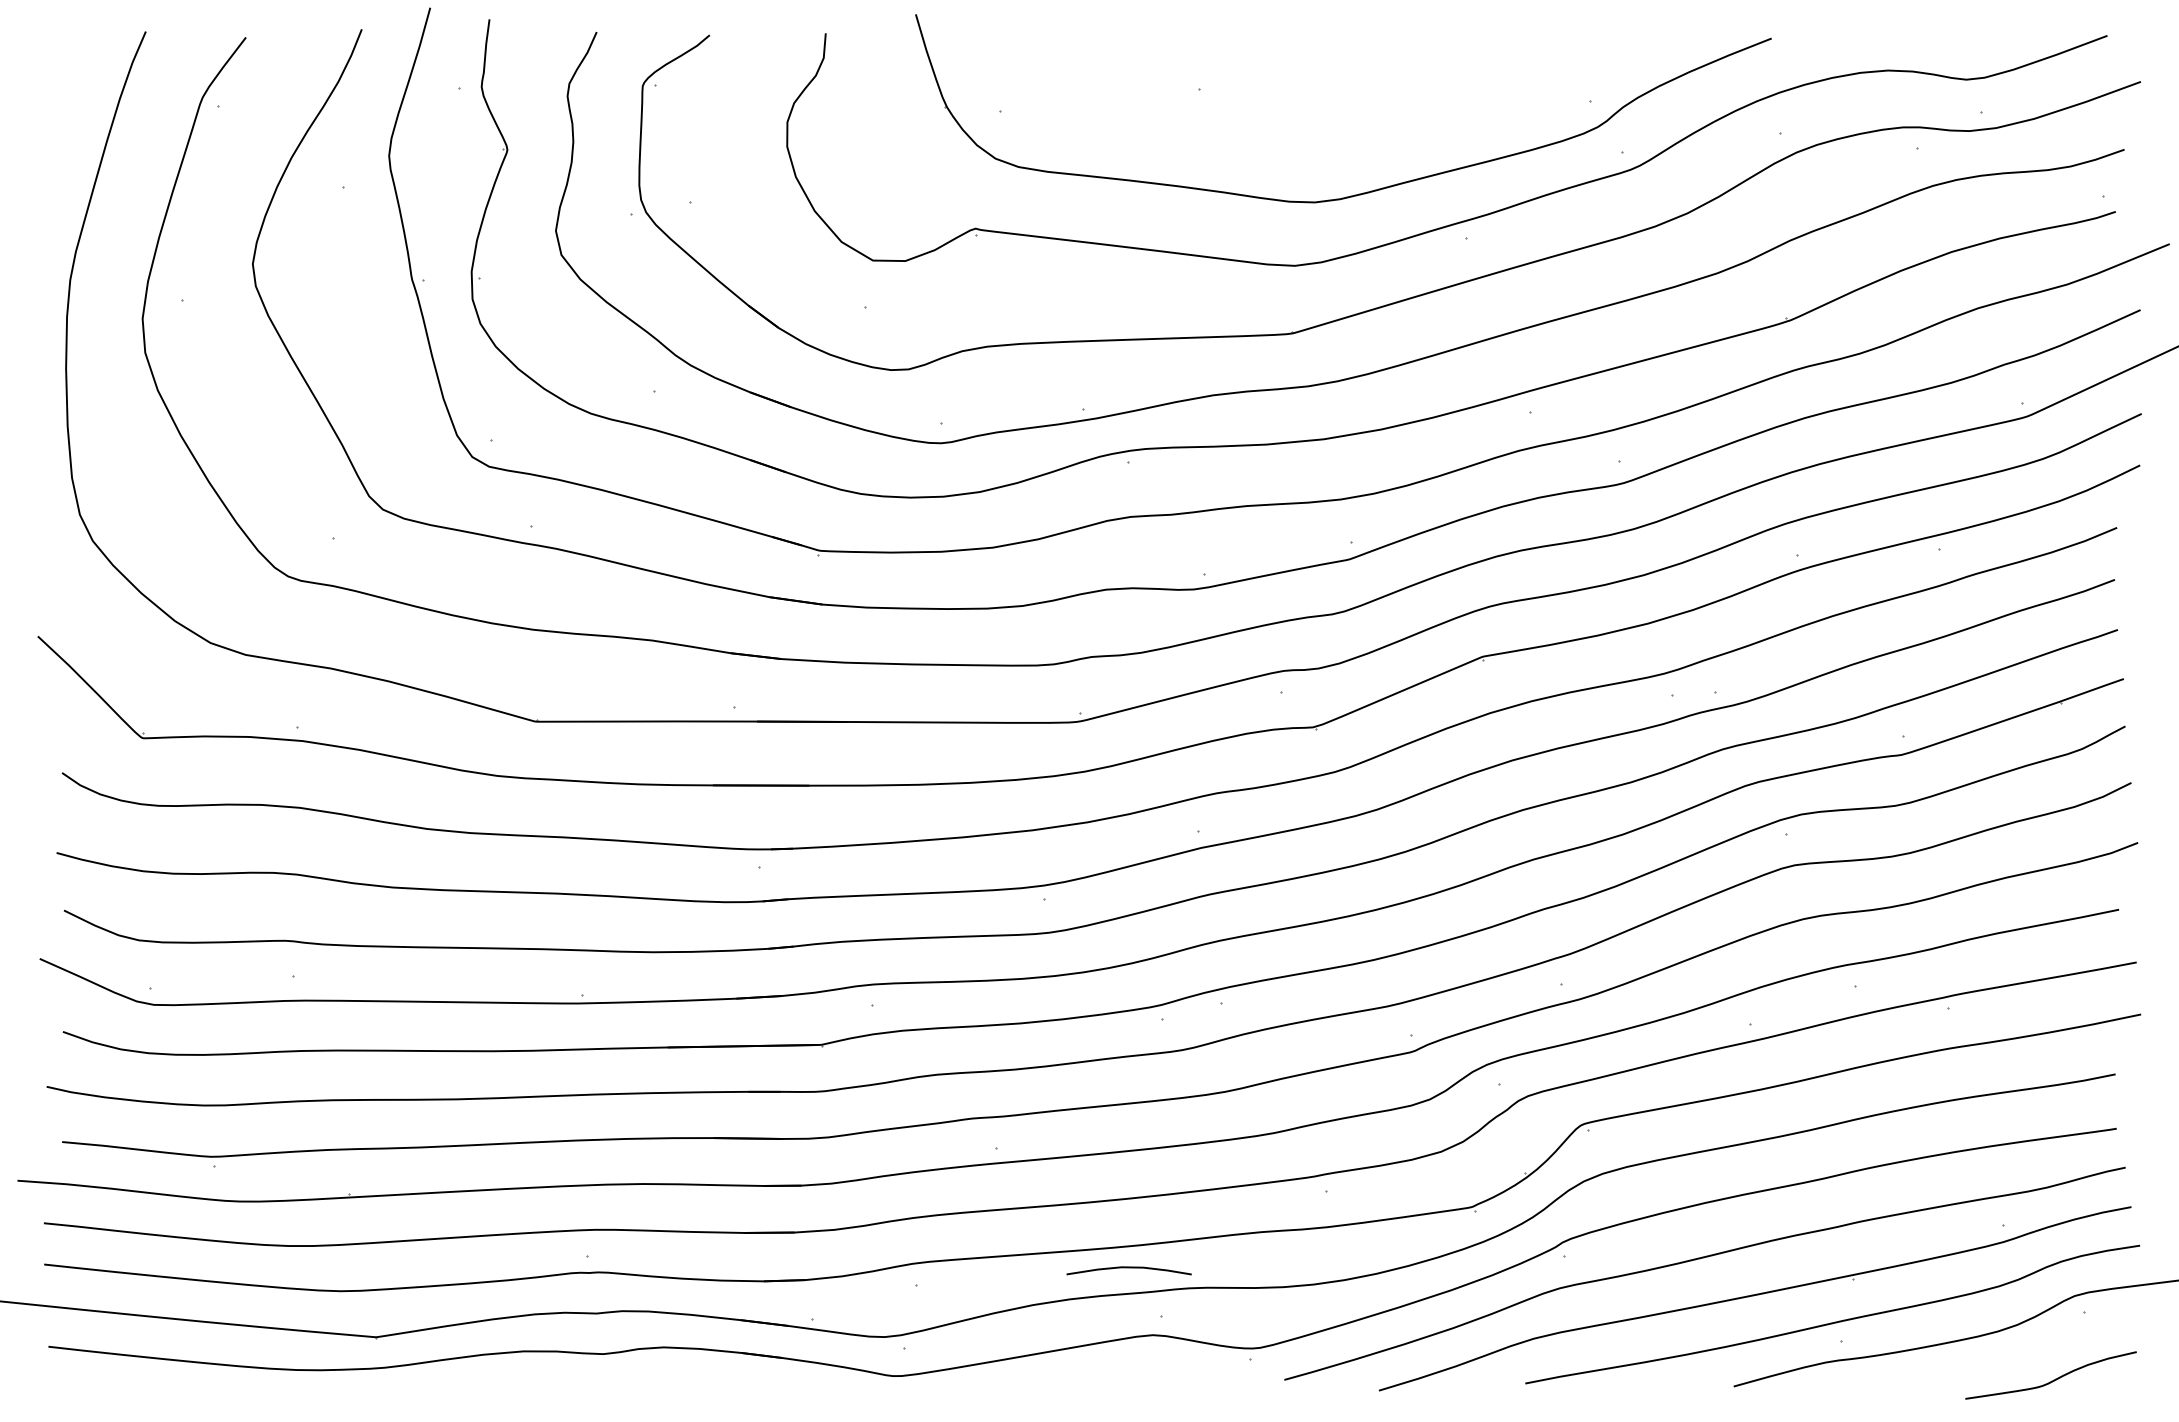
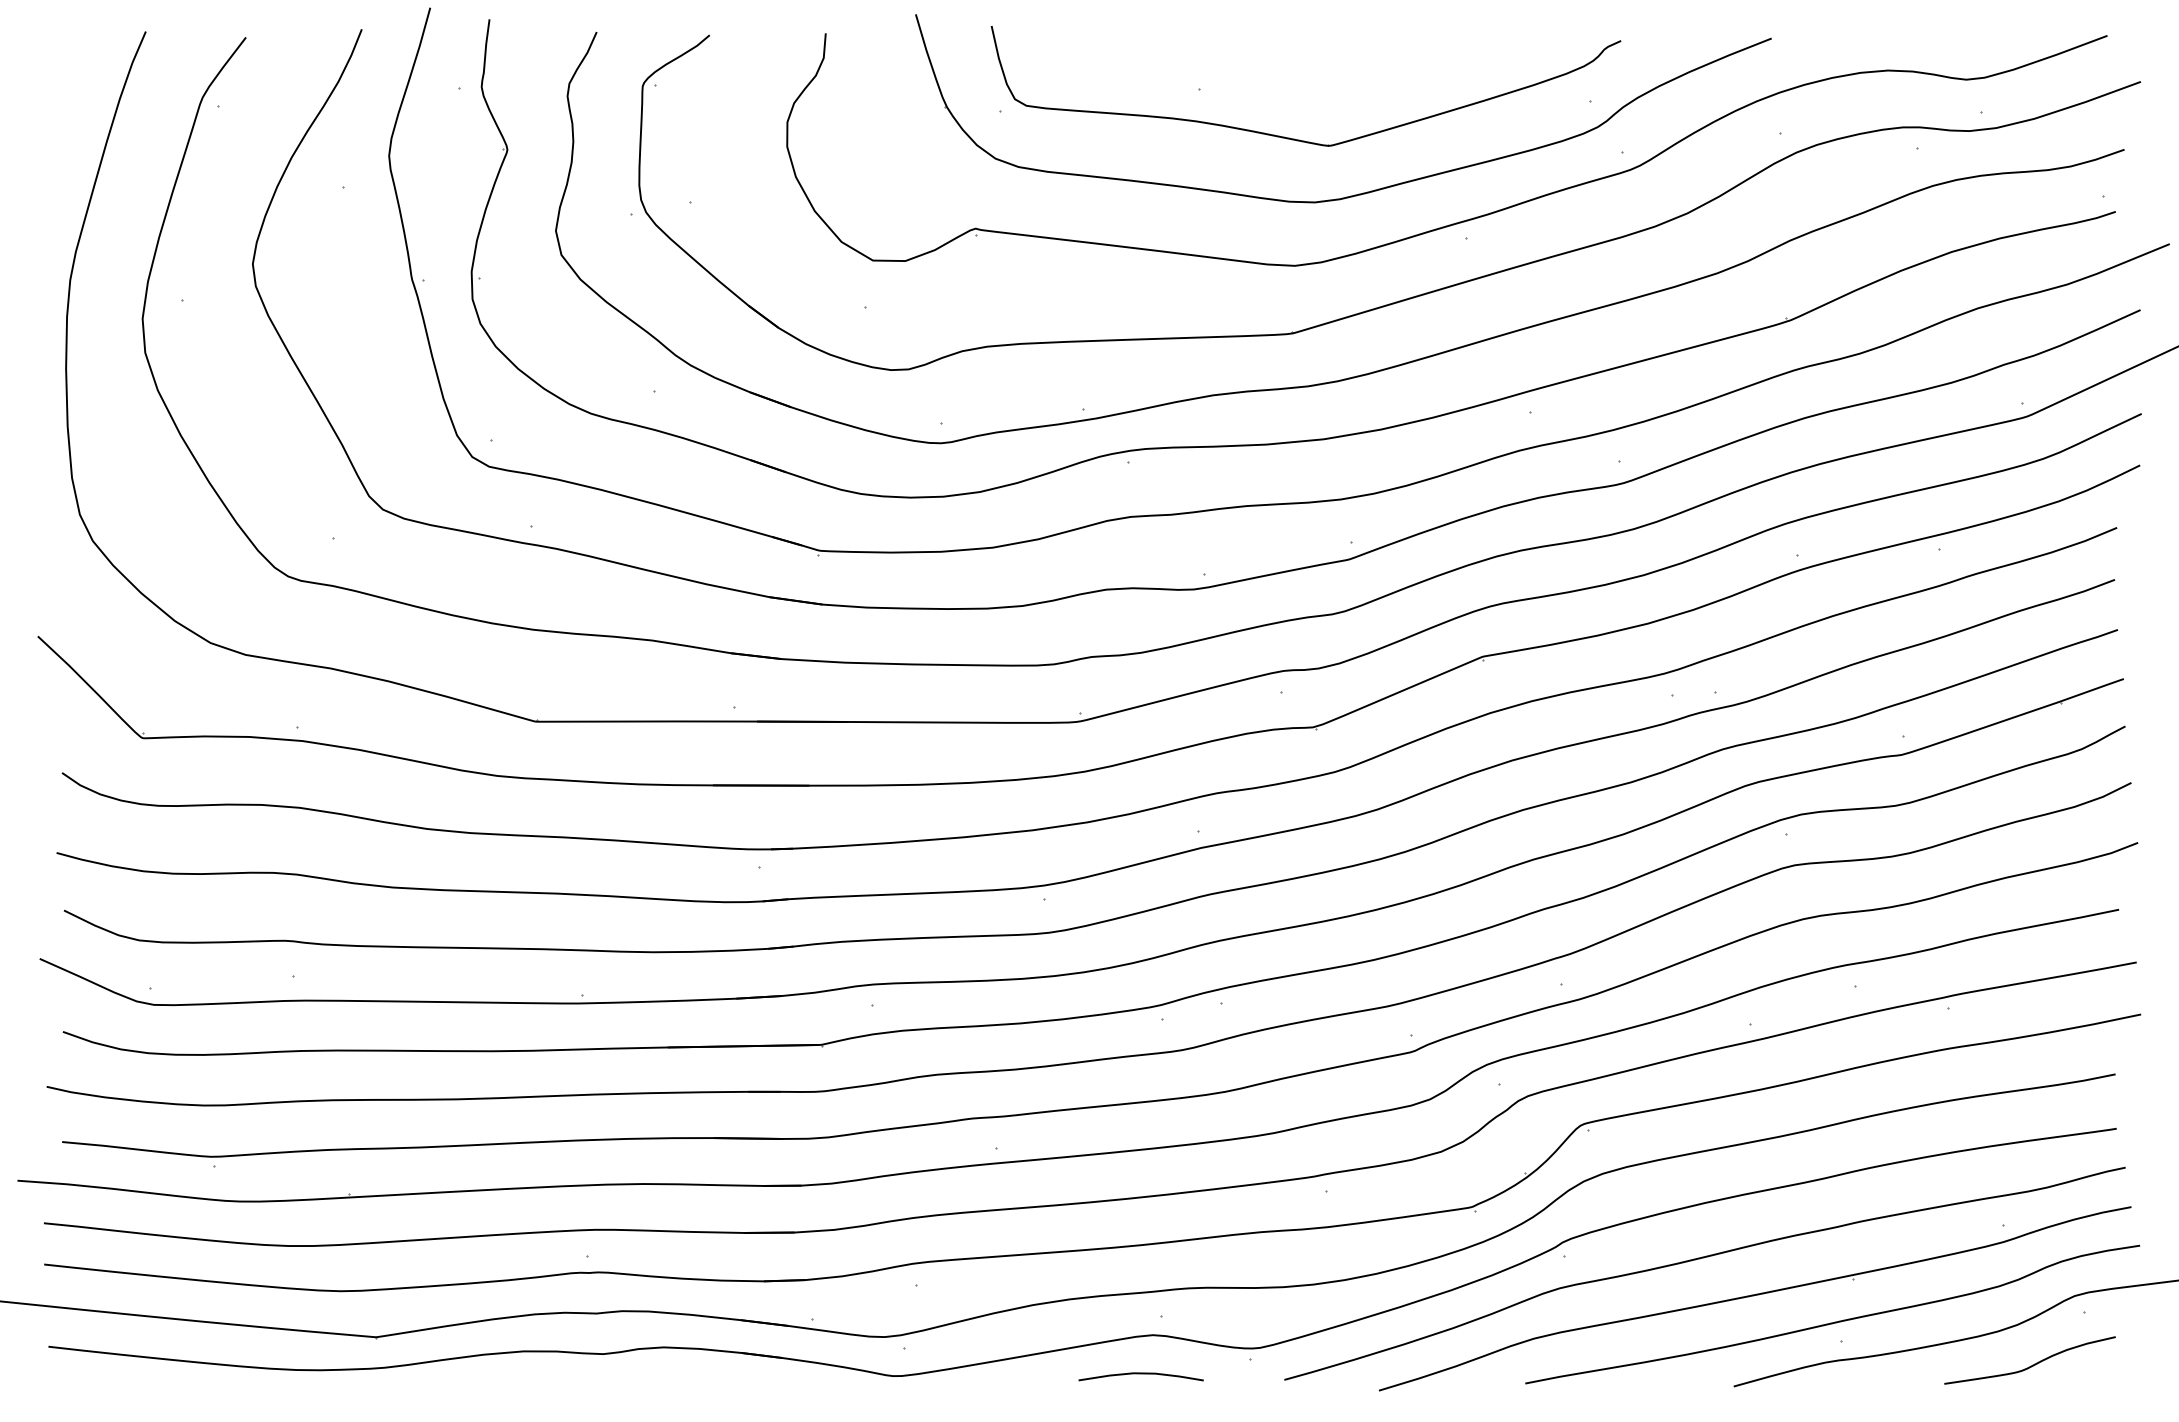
part: none -> present (1294, 138)
curve position: (1128, 1268) -> (1140, 1374) (1140, 1374)
curve position: (2053, 1379) -> (2032, 1364) (2032, 1364)
